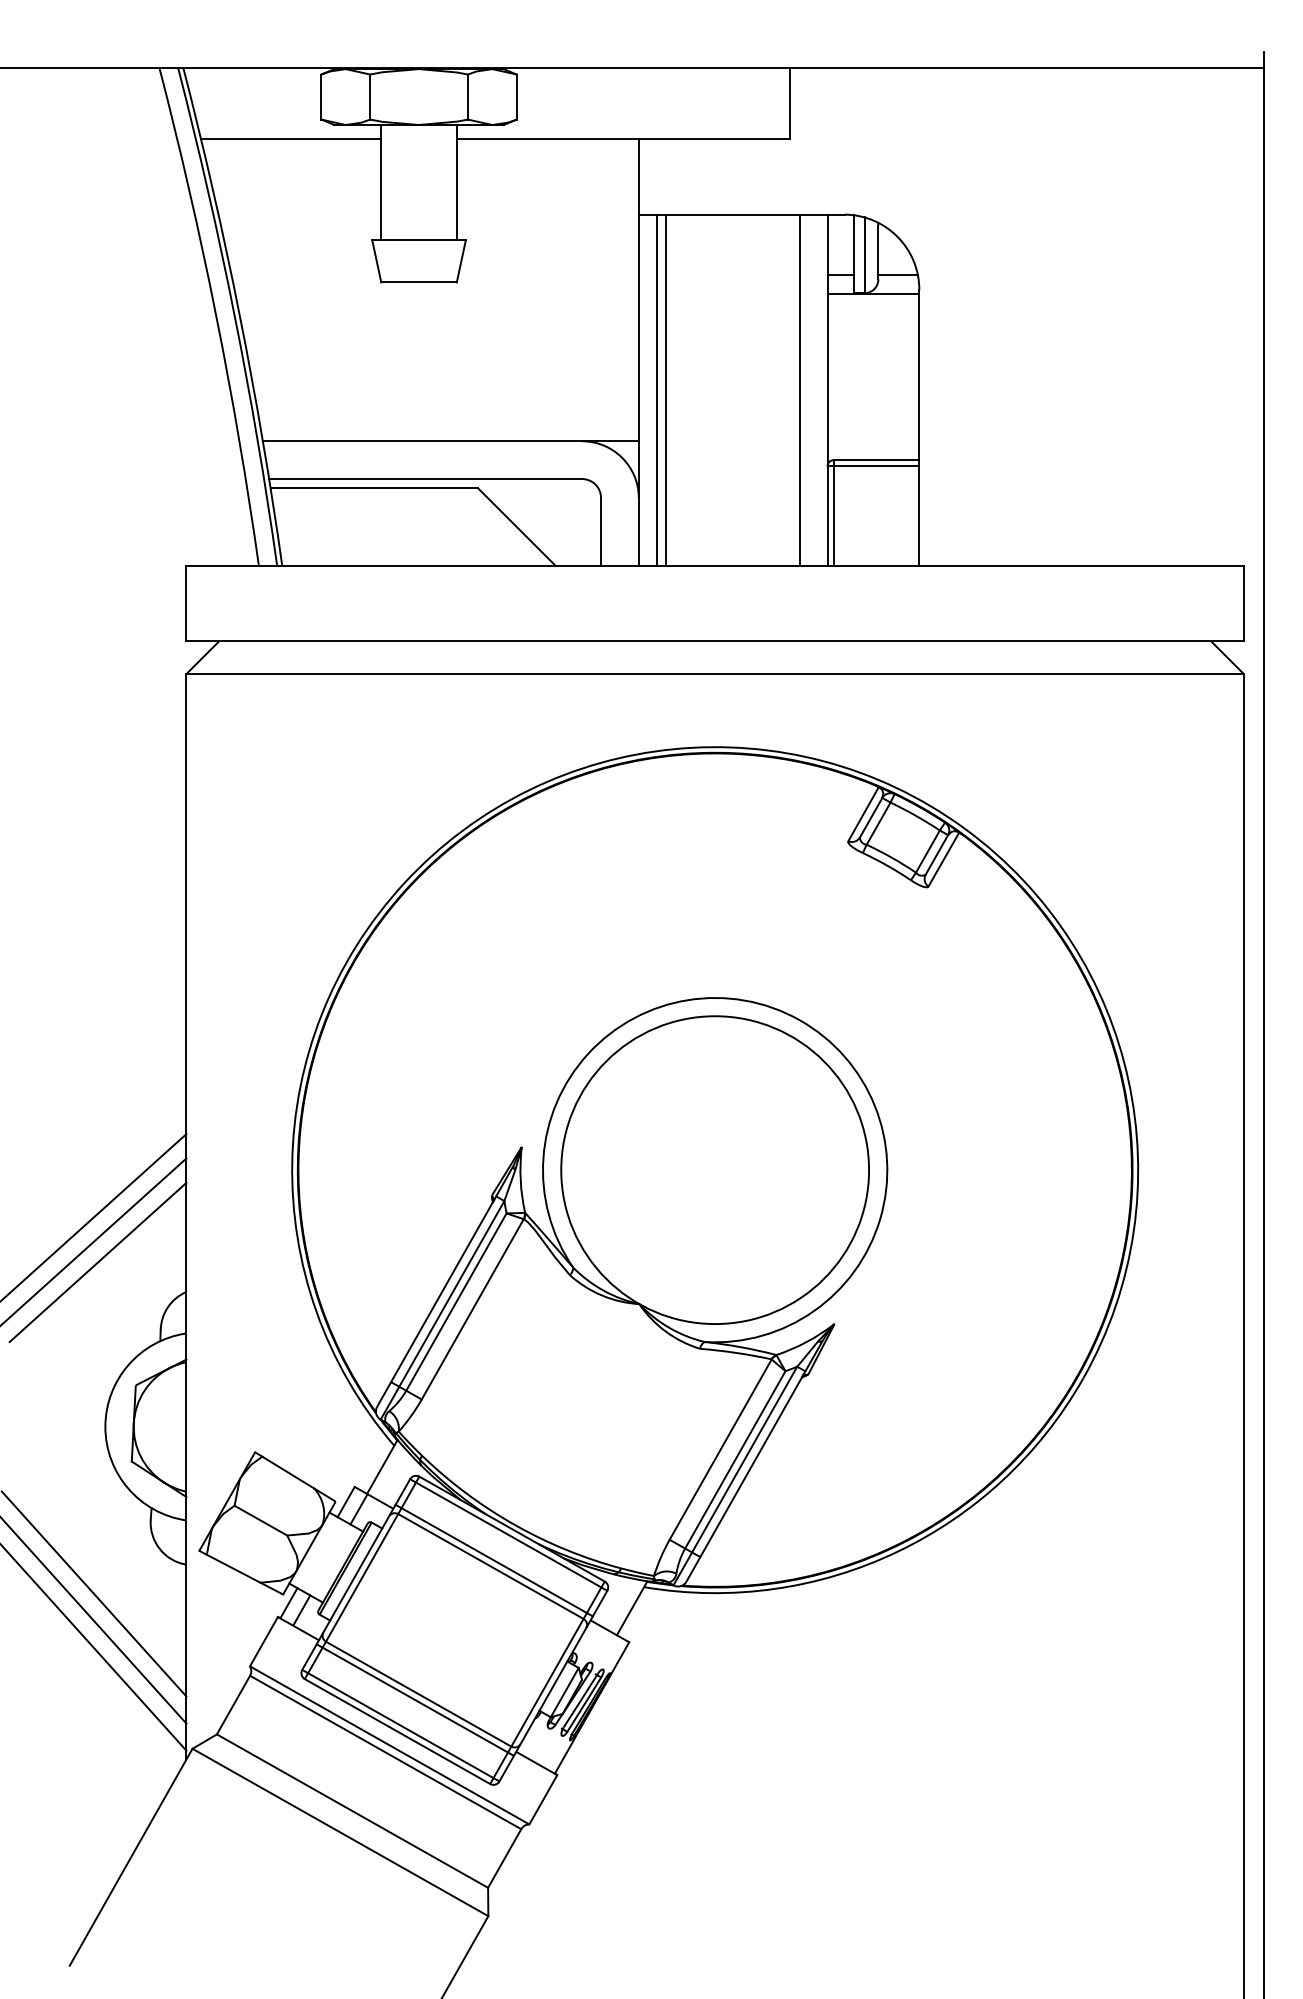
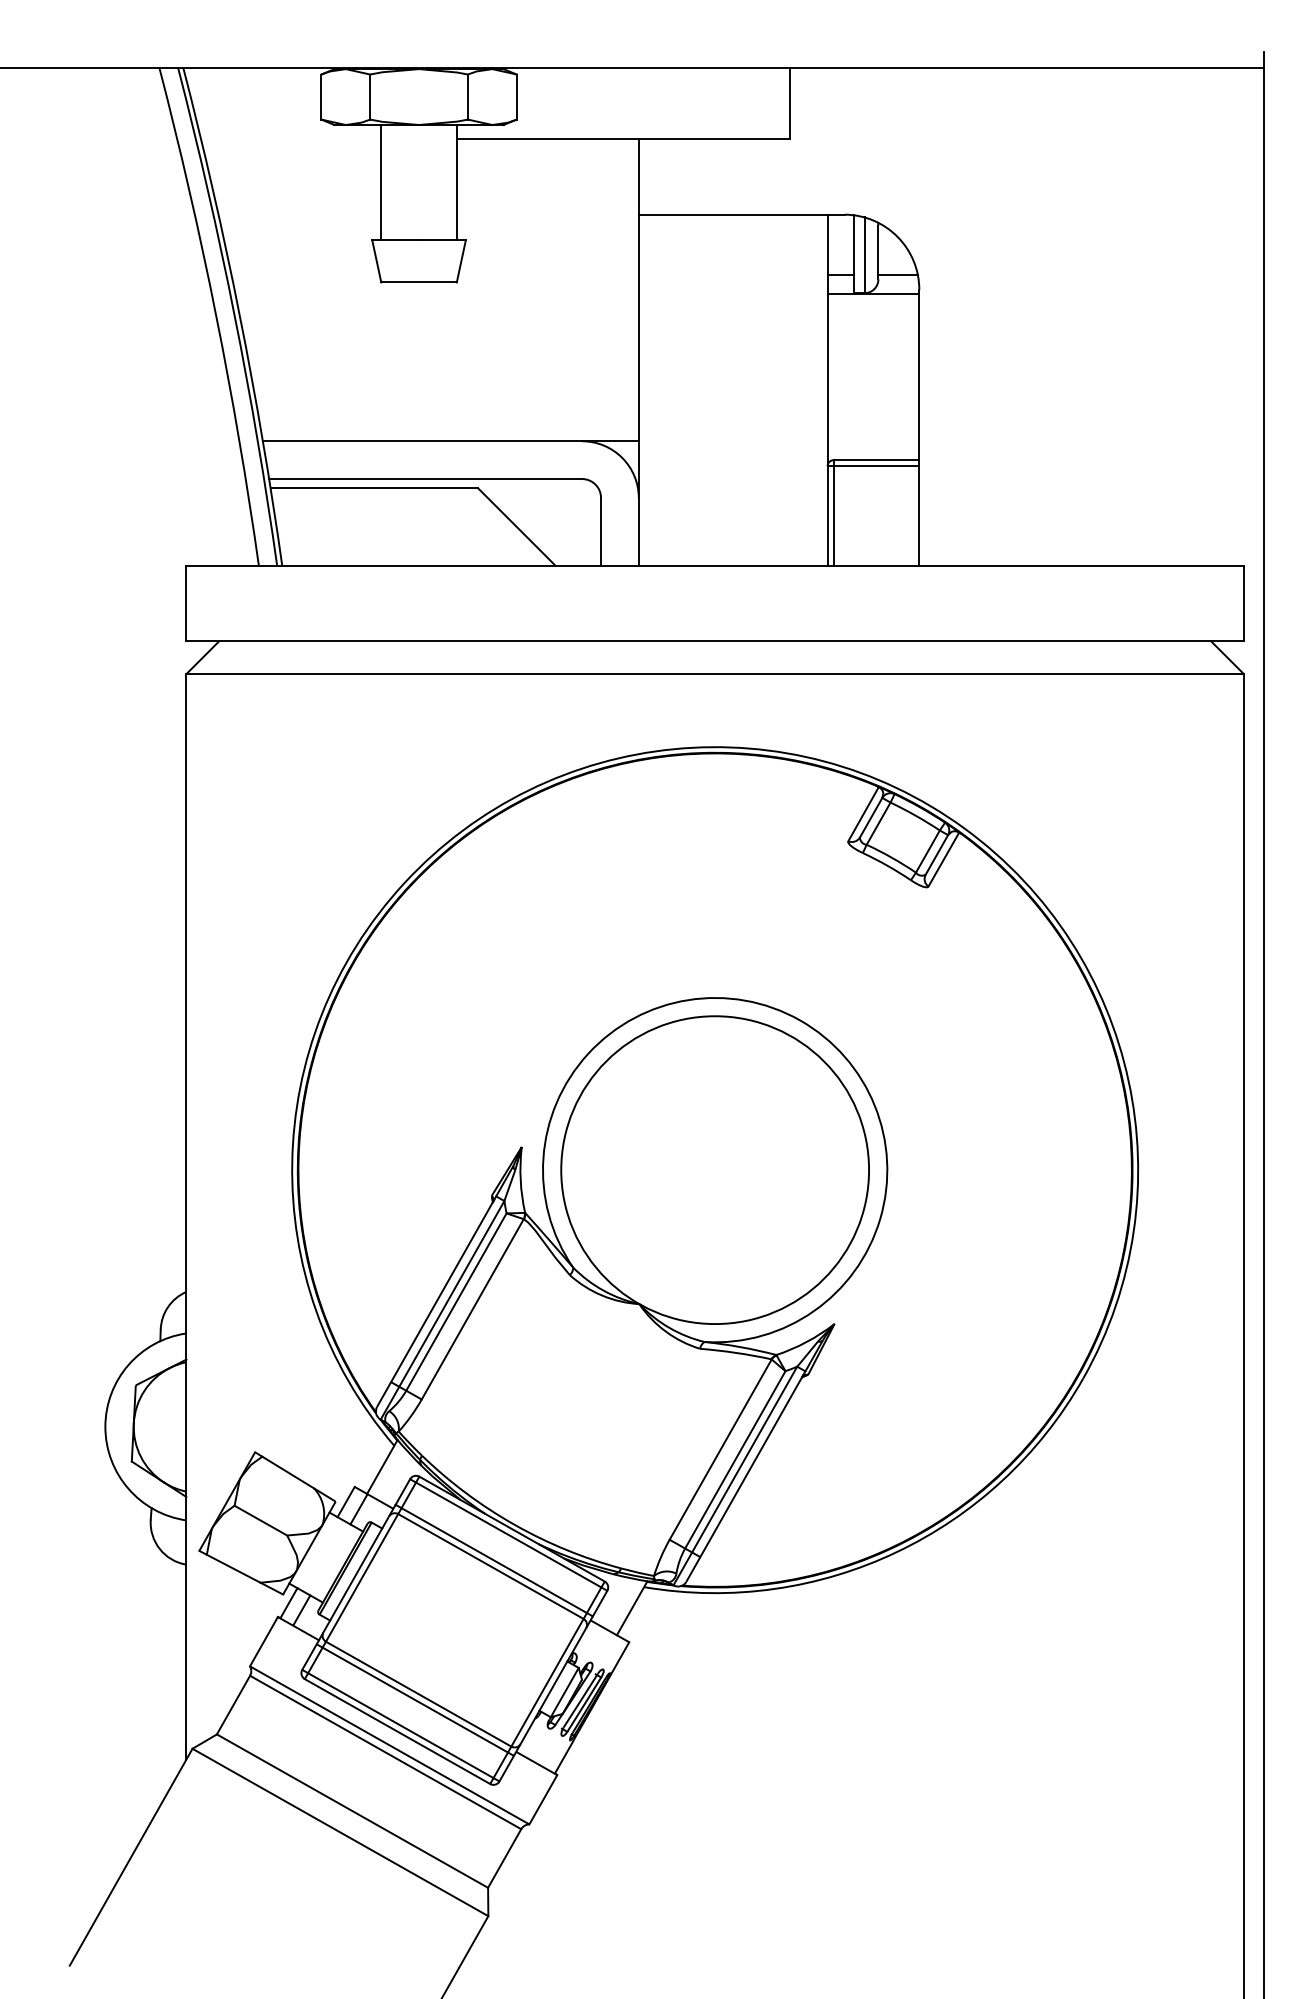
line: present -> none (291, 139)
line: present -> none (656, 389)
line: present -> none (666, 389)
line: present -> none (800, 389)
line: present -> none (94, 1216)
line: present -> none (94, 1241)
line: present -> none (97, 1262)
line: present -> none (94, 1594)
line: present -> none (94, 1621)
line: present -> none (94, 1648)
